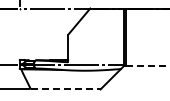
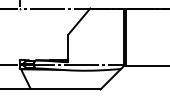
line: dashed -> solid (147, 66)
line: dashed -> solid (65, 89)
